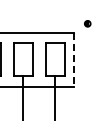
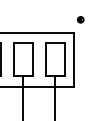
part position: (87, 23) -> (80, 19) (80, 19)
line: dashed -> solid (74, 59)
